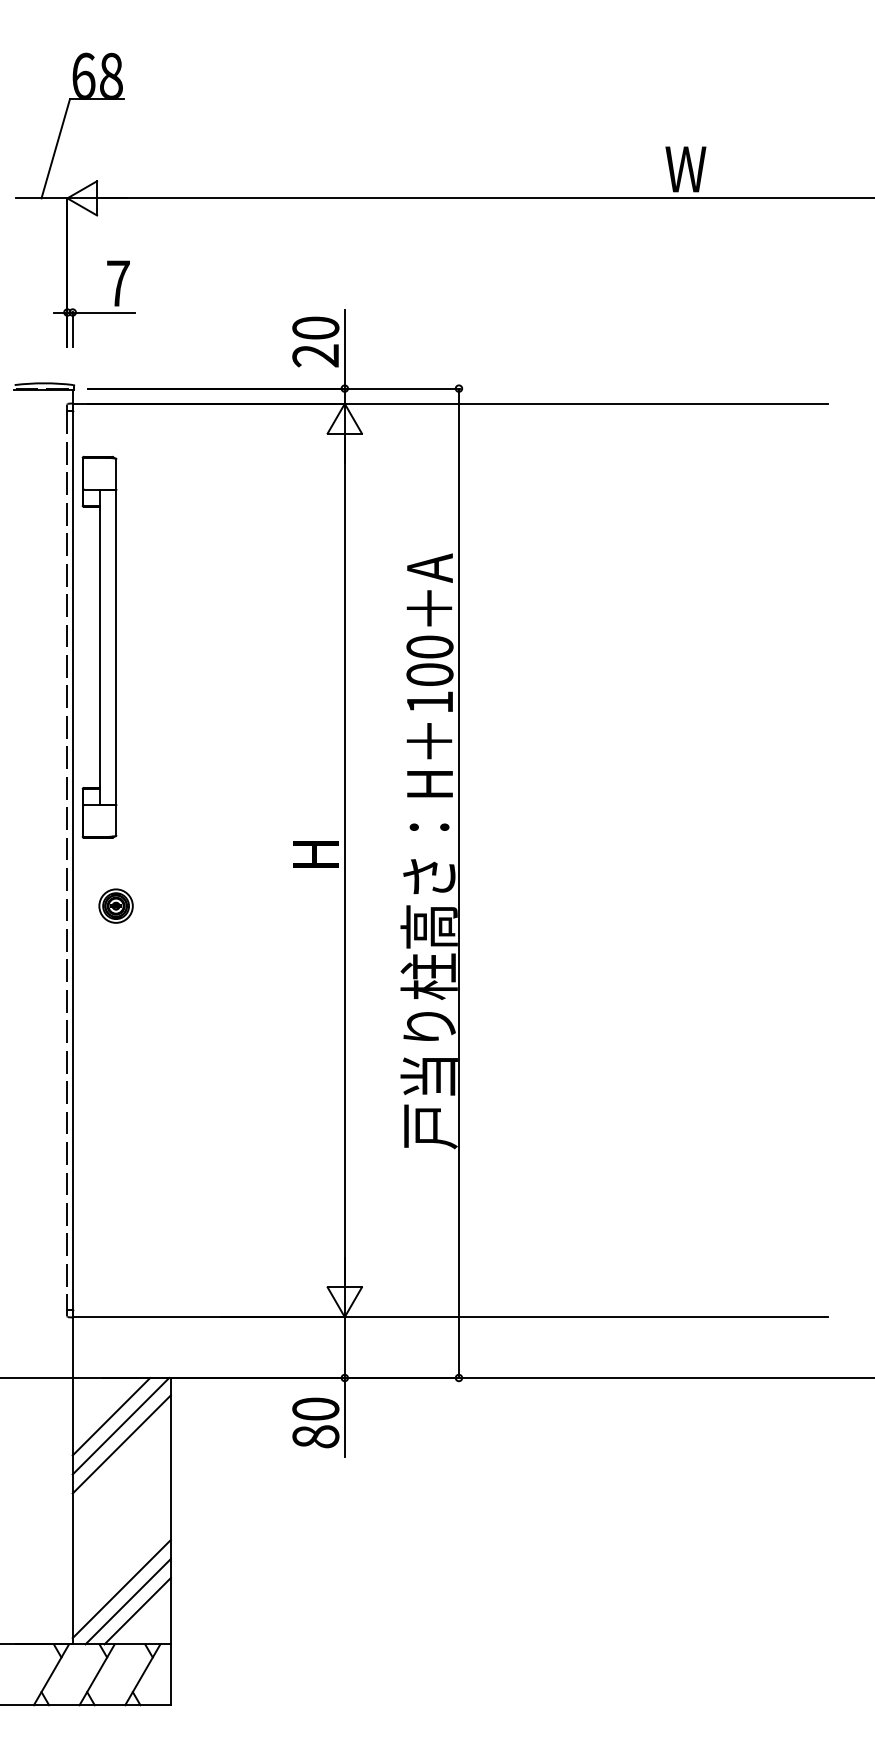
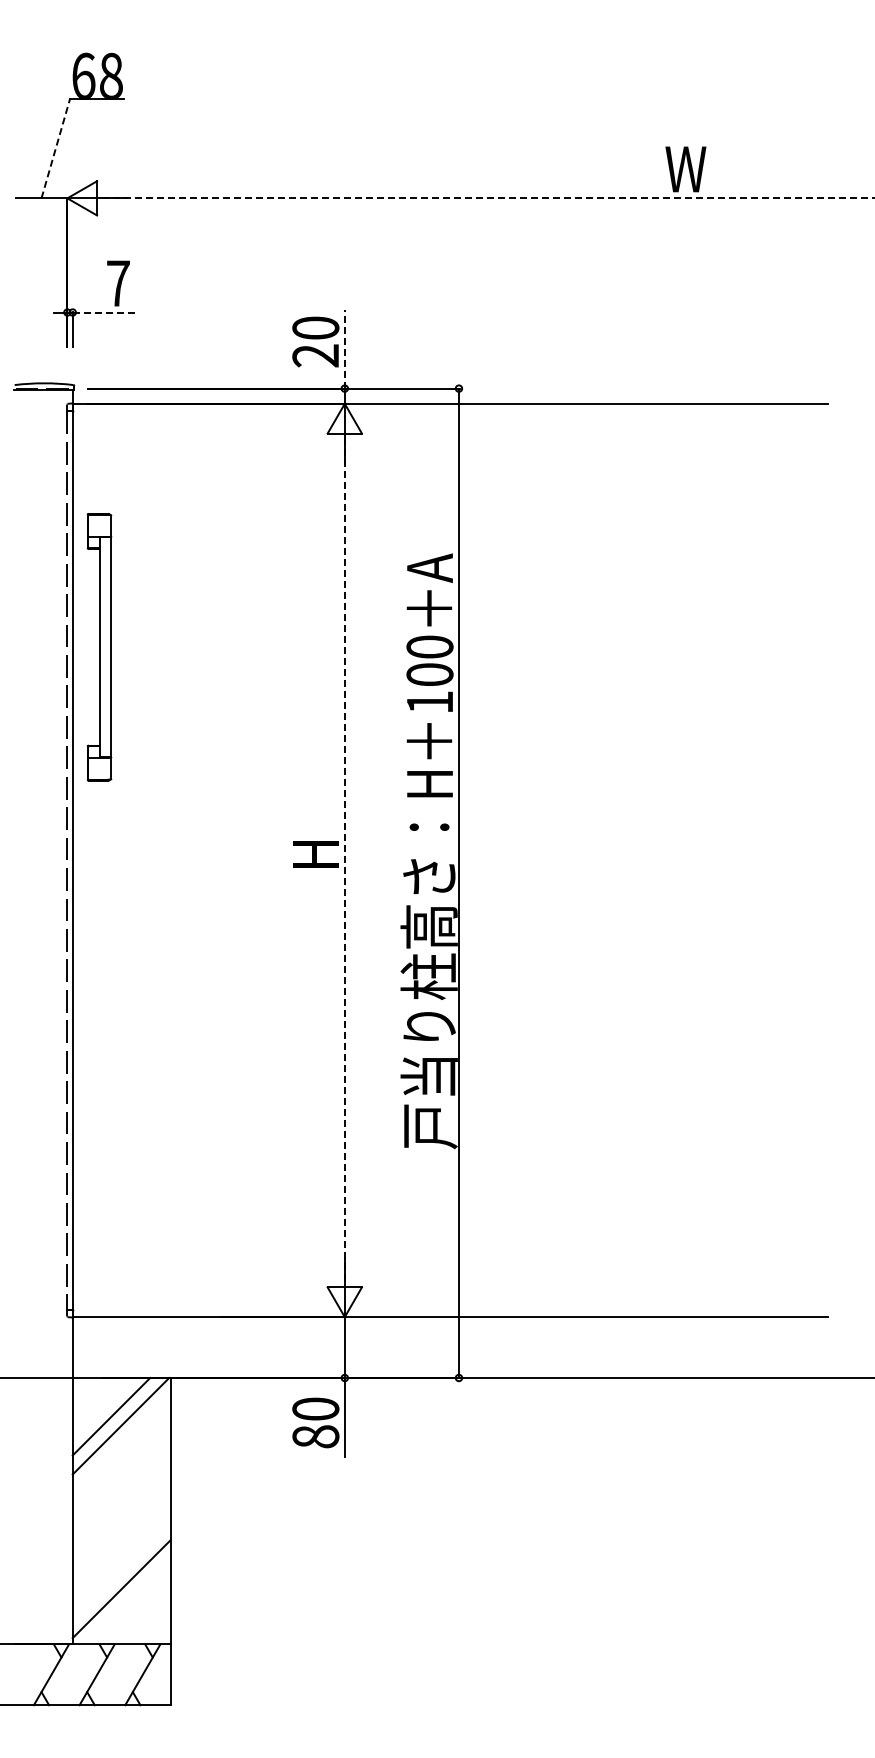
line: solid -> dashed (55, 148)
line: solid -> dashed (488, 198)
line: solid -> dashed (104, 312)
line: solid -> dashed (344, 348)
part size: 37x384 px -> 27x269 px (99, 647)
line: solid -> dashed (344, 860)
part: present -> none (115, 905)
line: present -> none (121, 1444)
line: present -> none (127, 1601)
line: present -> none (137, 1611)
